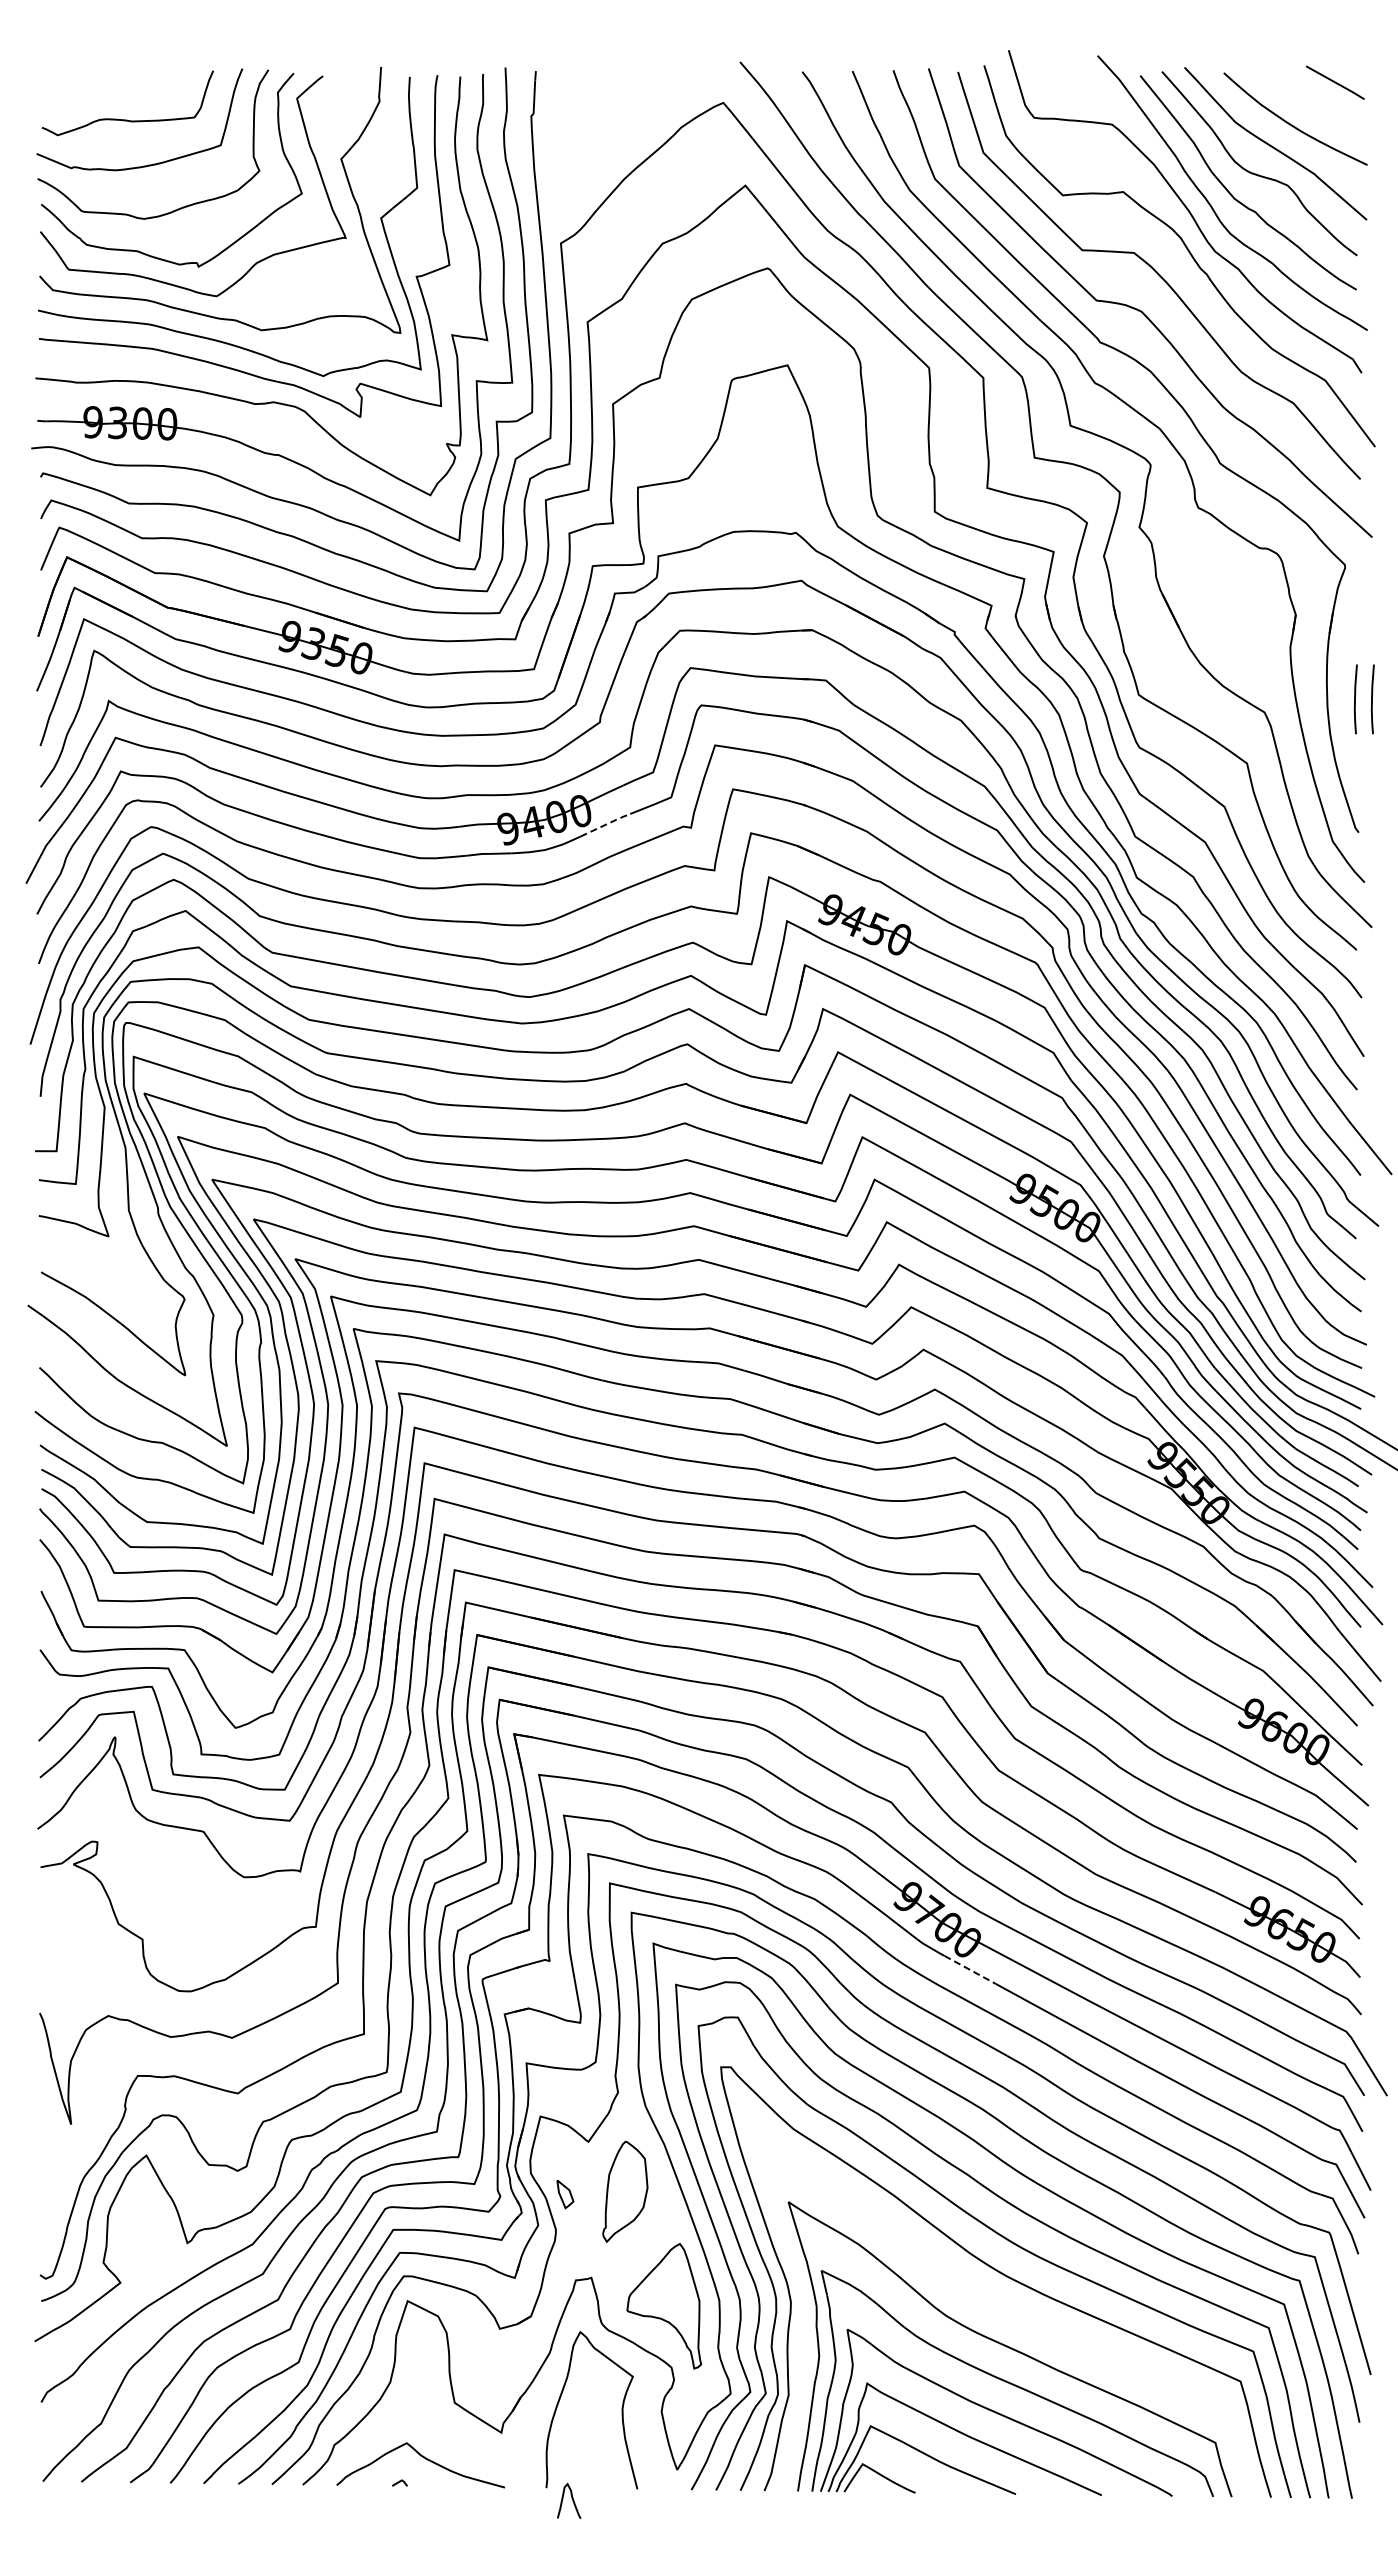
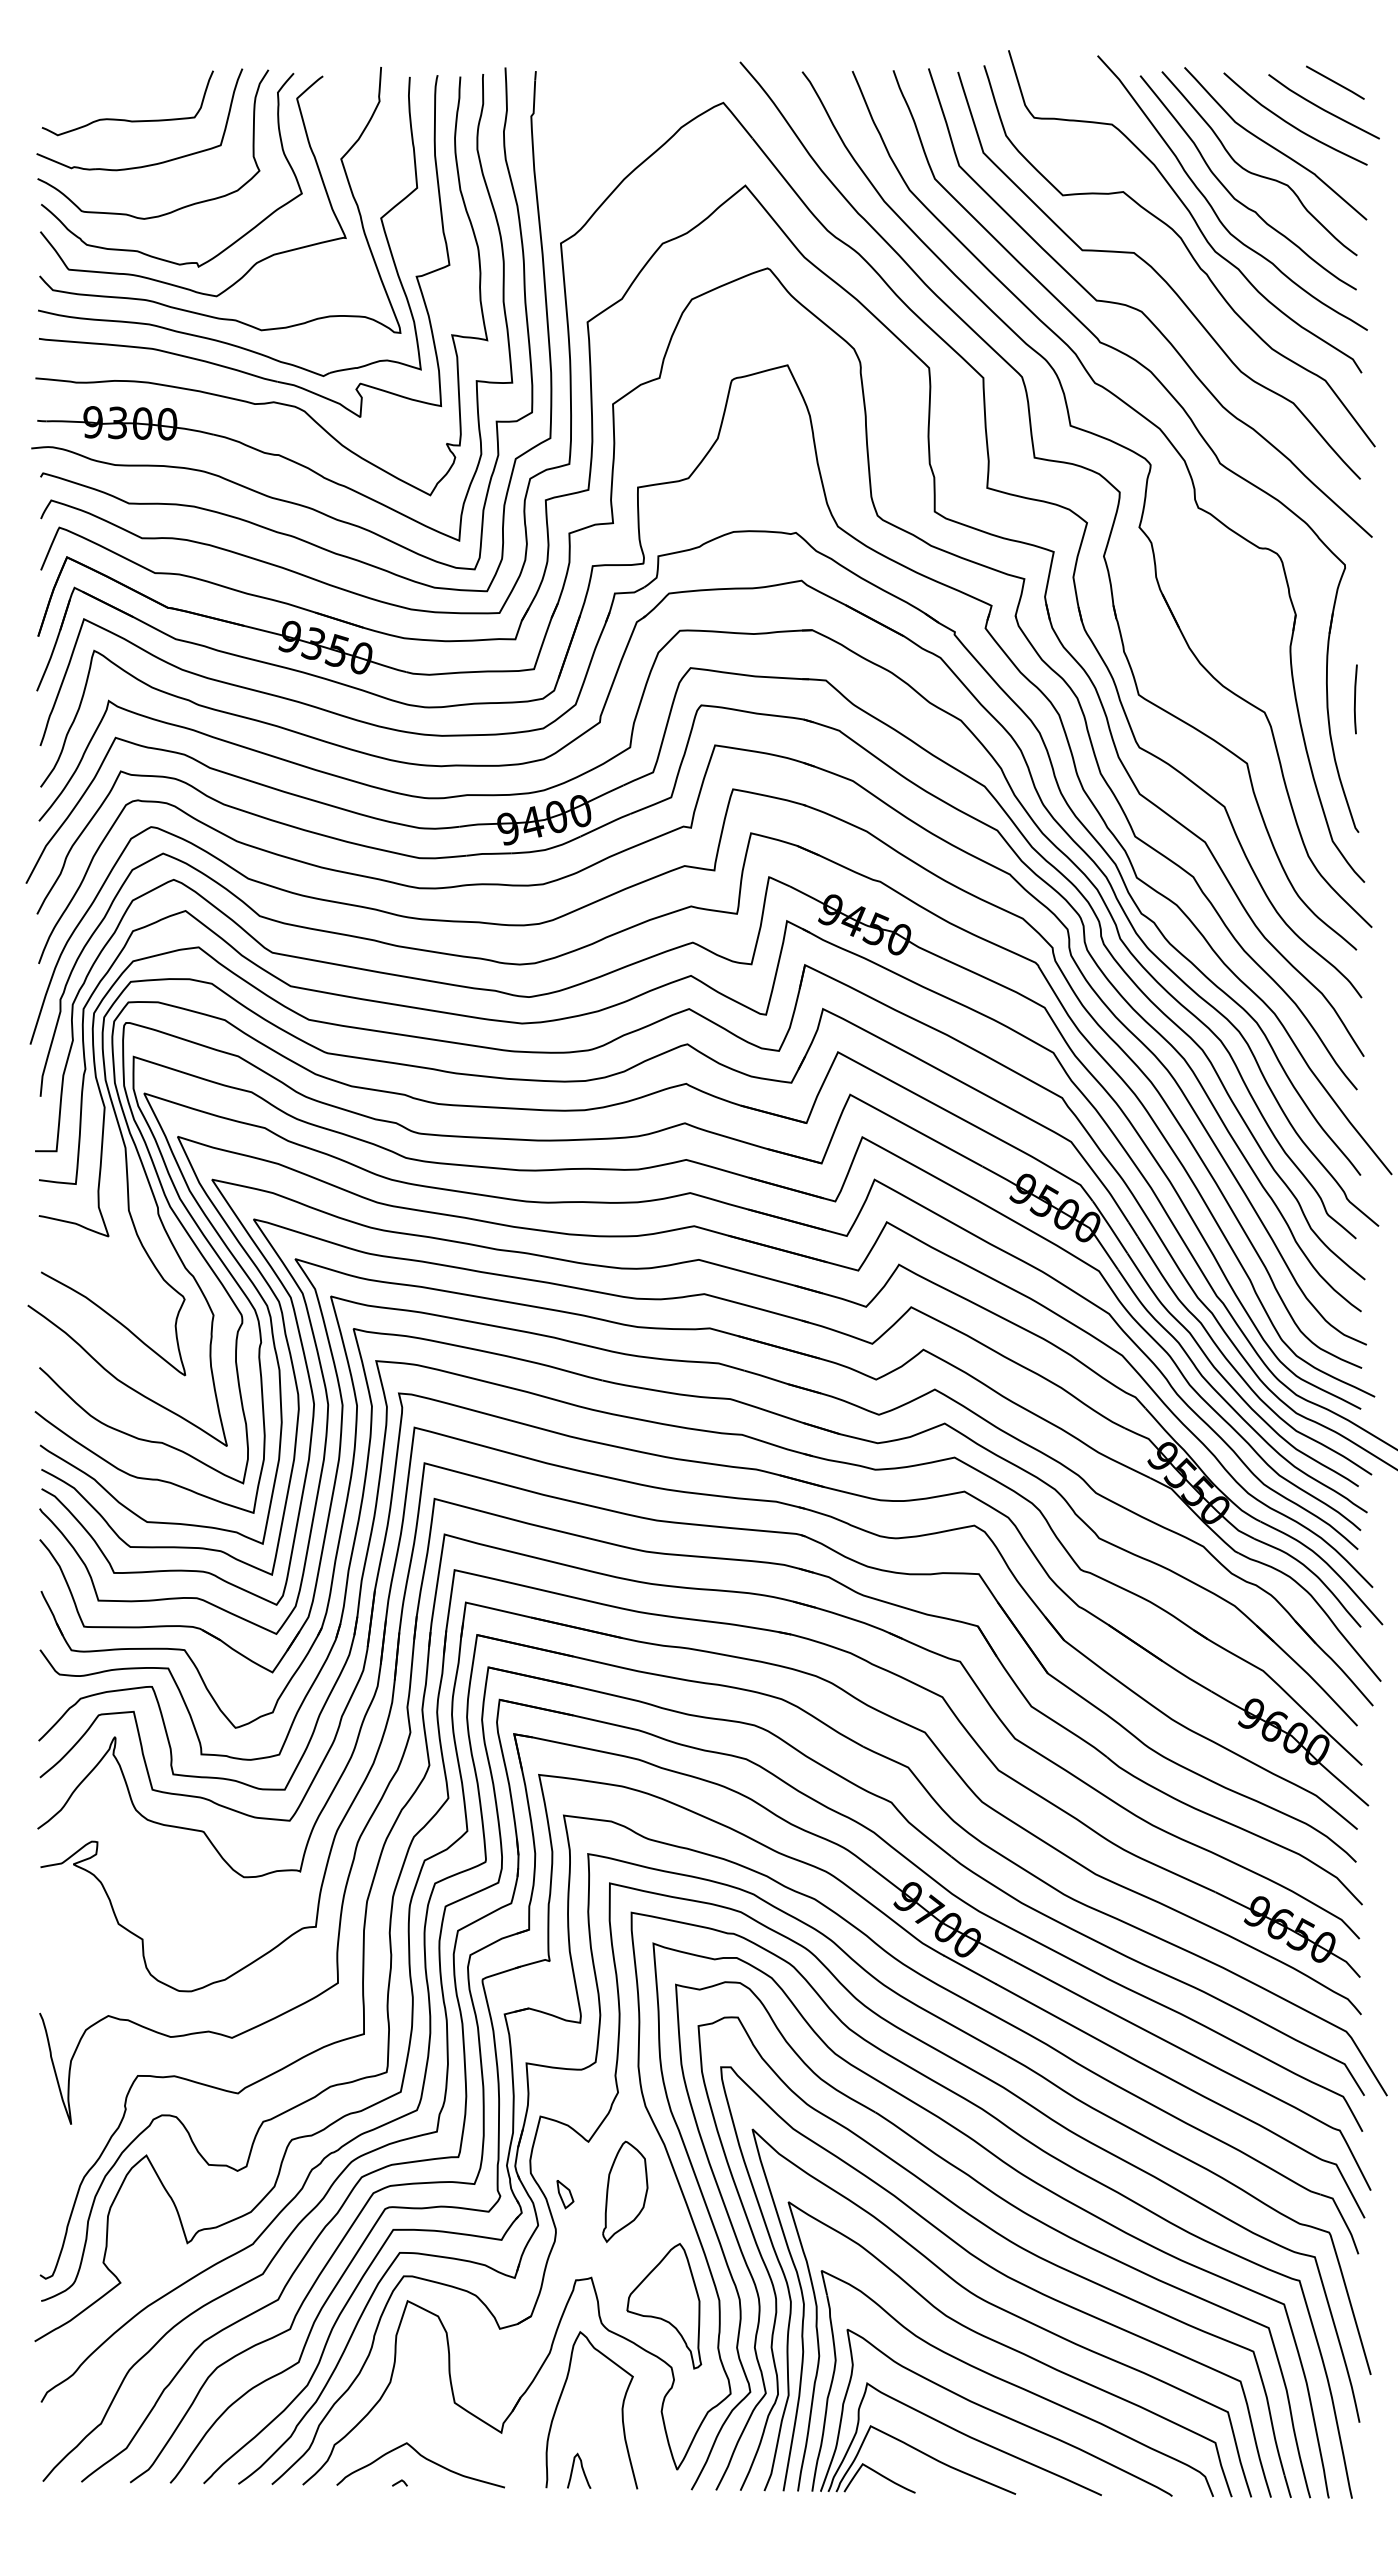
curve: none -> present (1323, 108)
curve: present -> none (1372, 699)
line: dashed -> solid (606, 824)
line: dashed -> solid (970, 1970)
curve: none -> present (1002, 2310)
curve position: (571, 2498) -> (581, 2468) (581, 2468)
